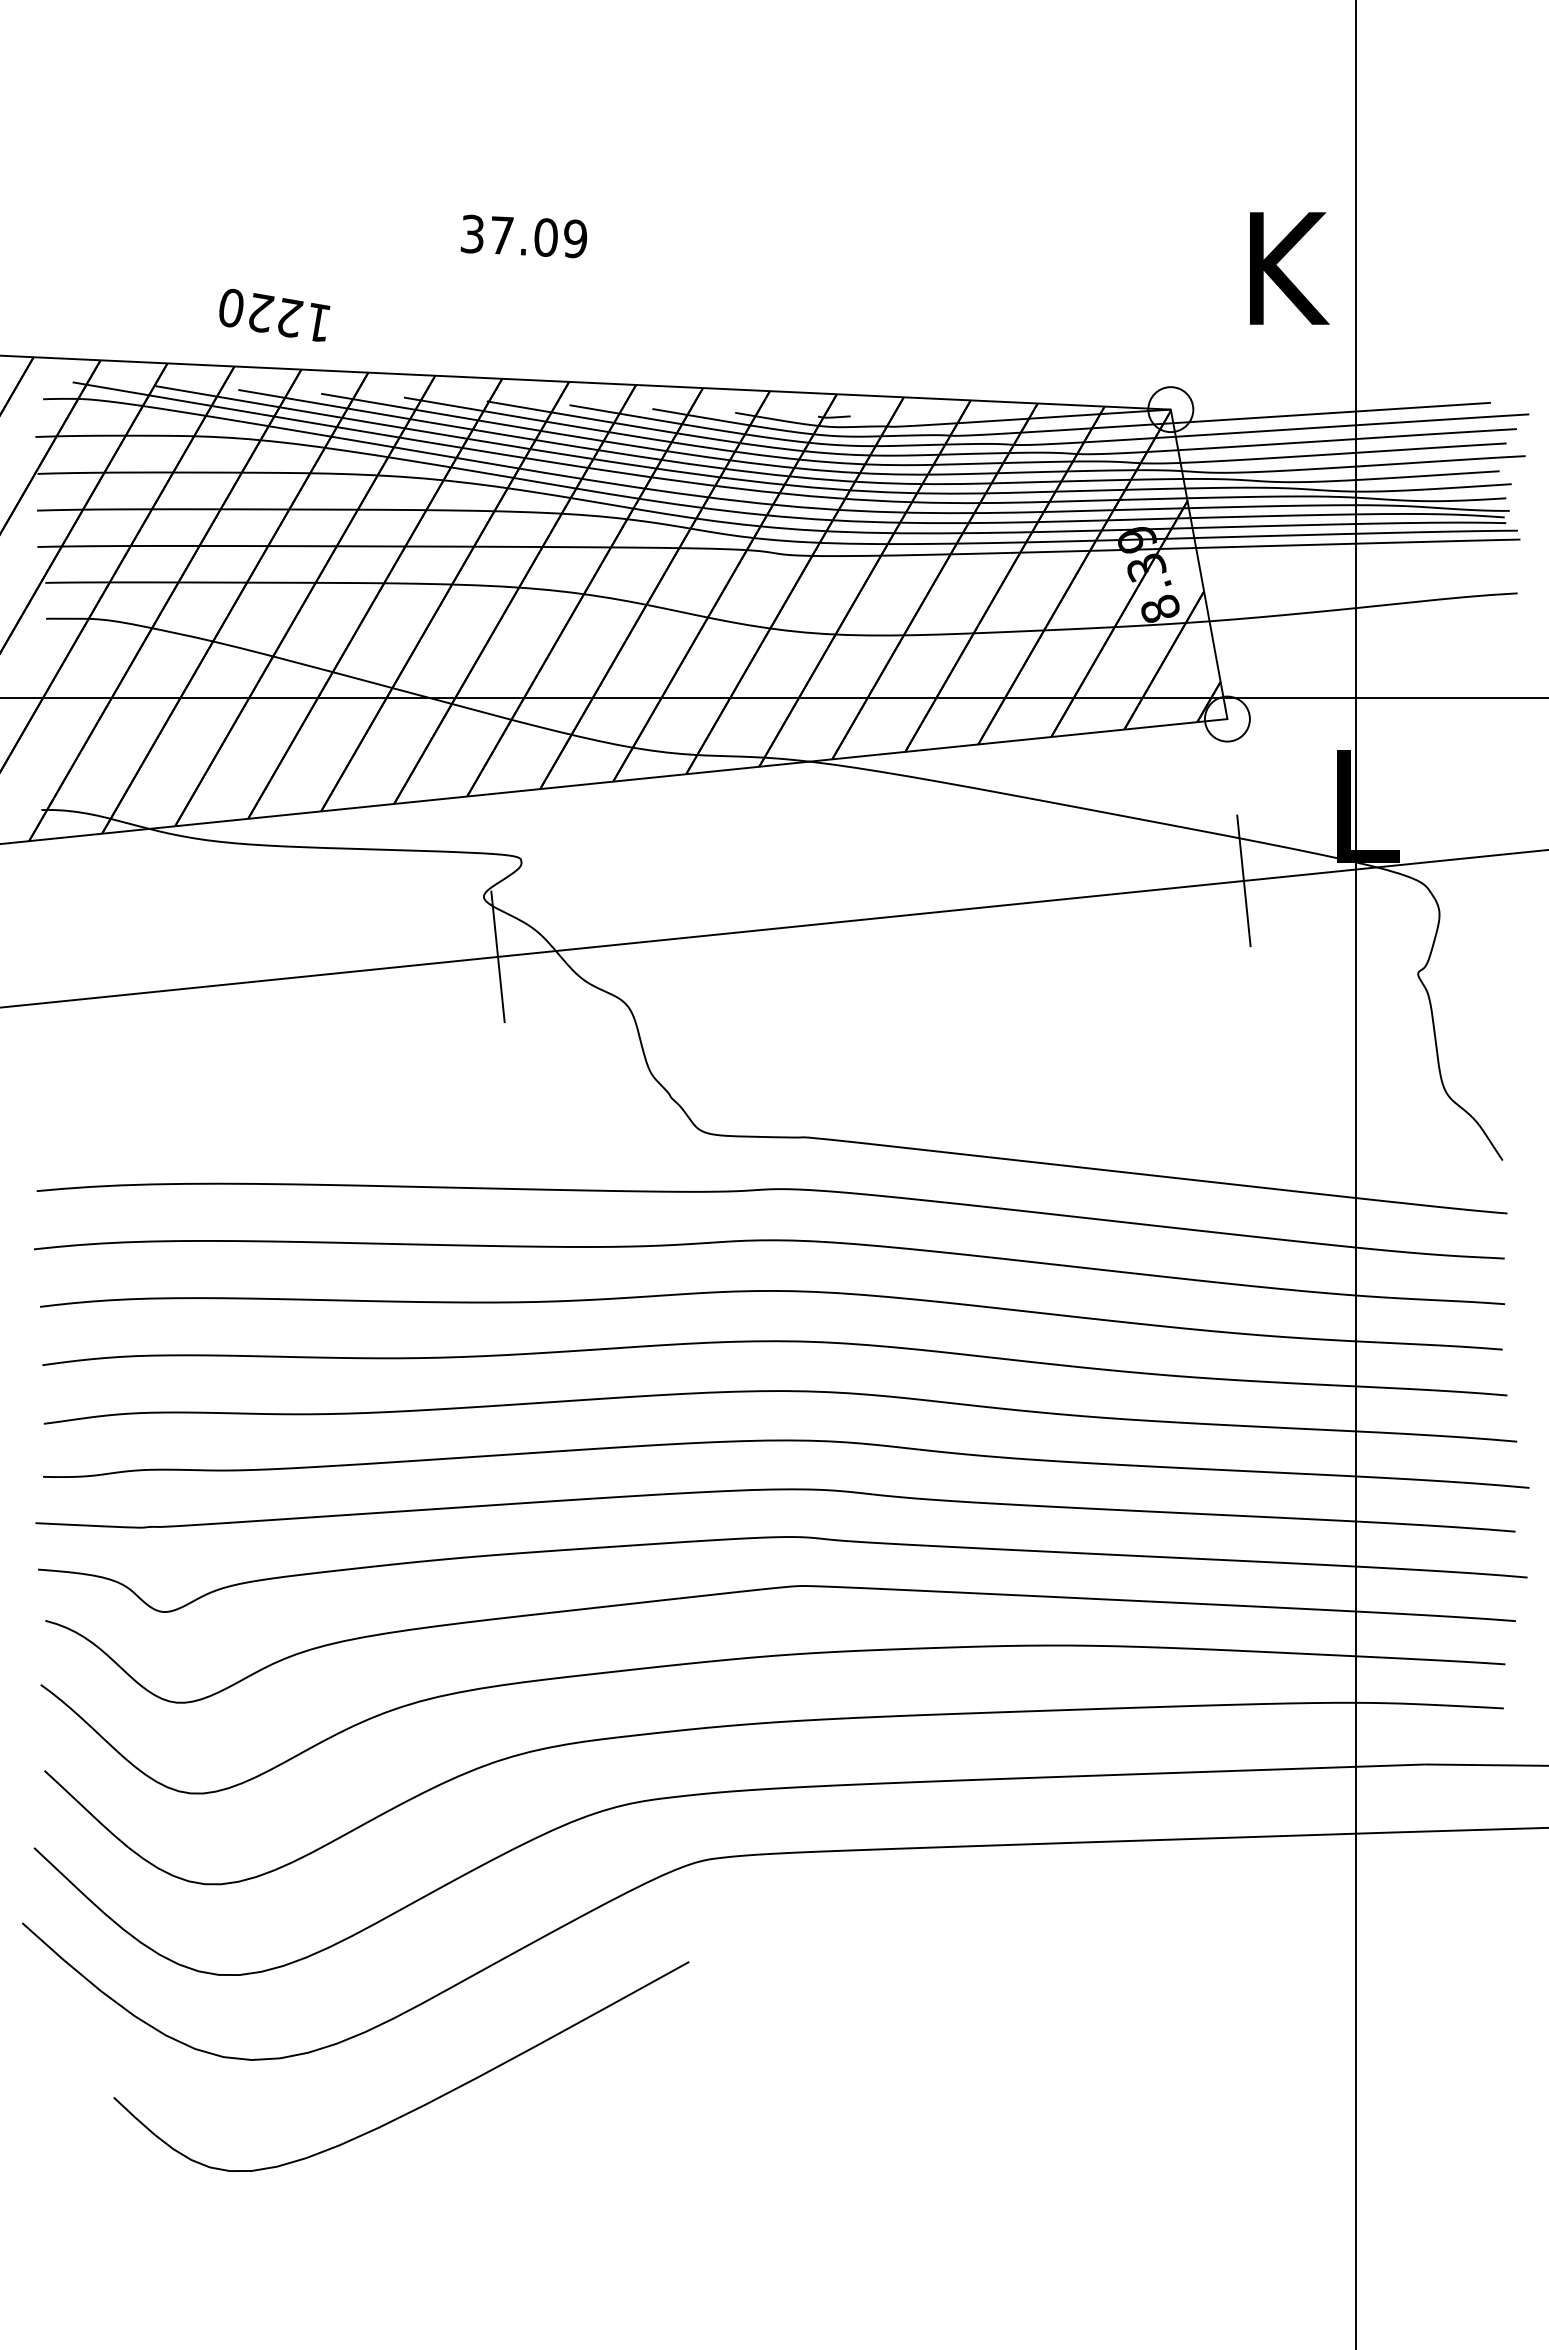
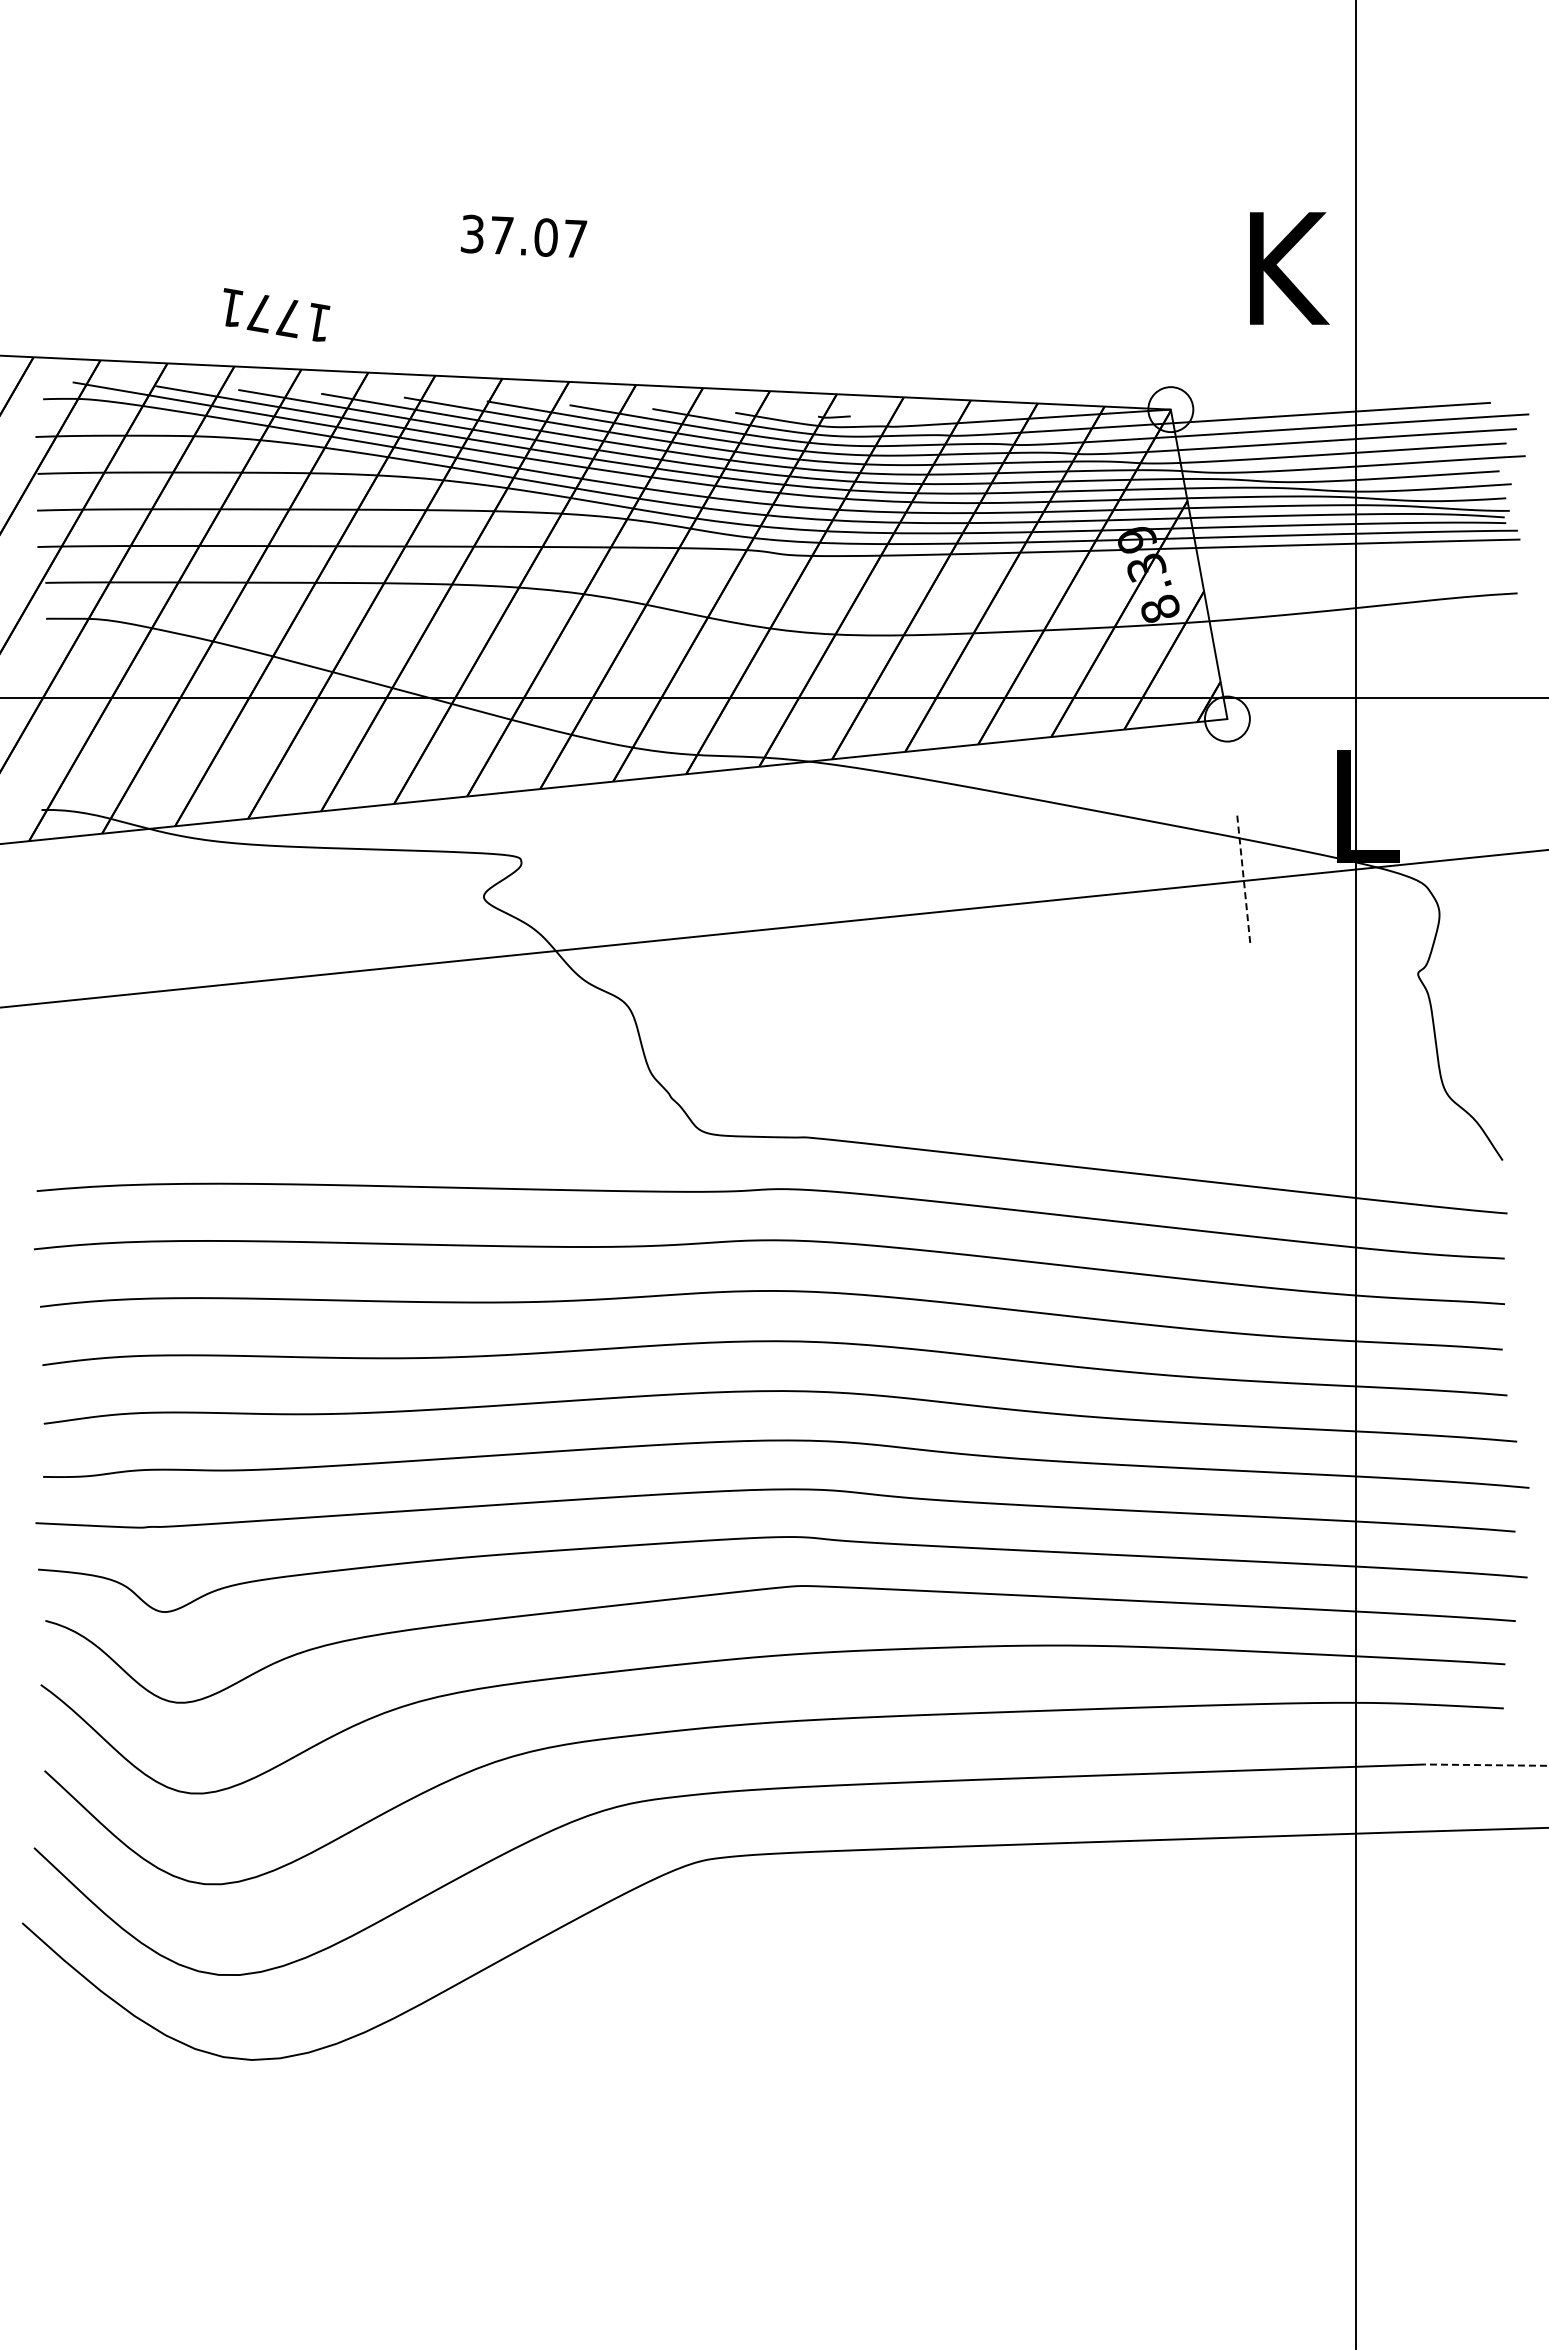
text: 37.09 -> 37.07 (575, 238)
text: 1220 -> 1771 (261, 313)
line: solid -> dashed (1243, 880)
line: present -> none (497, 956)
line: solid -> dashed (1486, 1765)
curve: present -> none (421, 2105)
